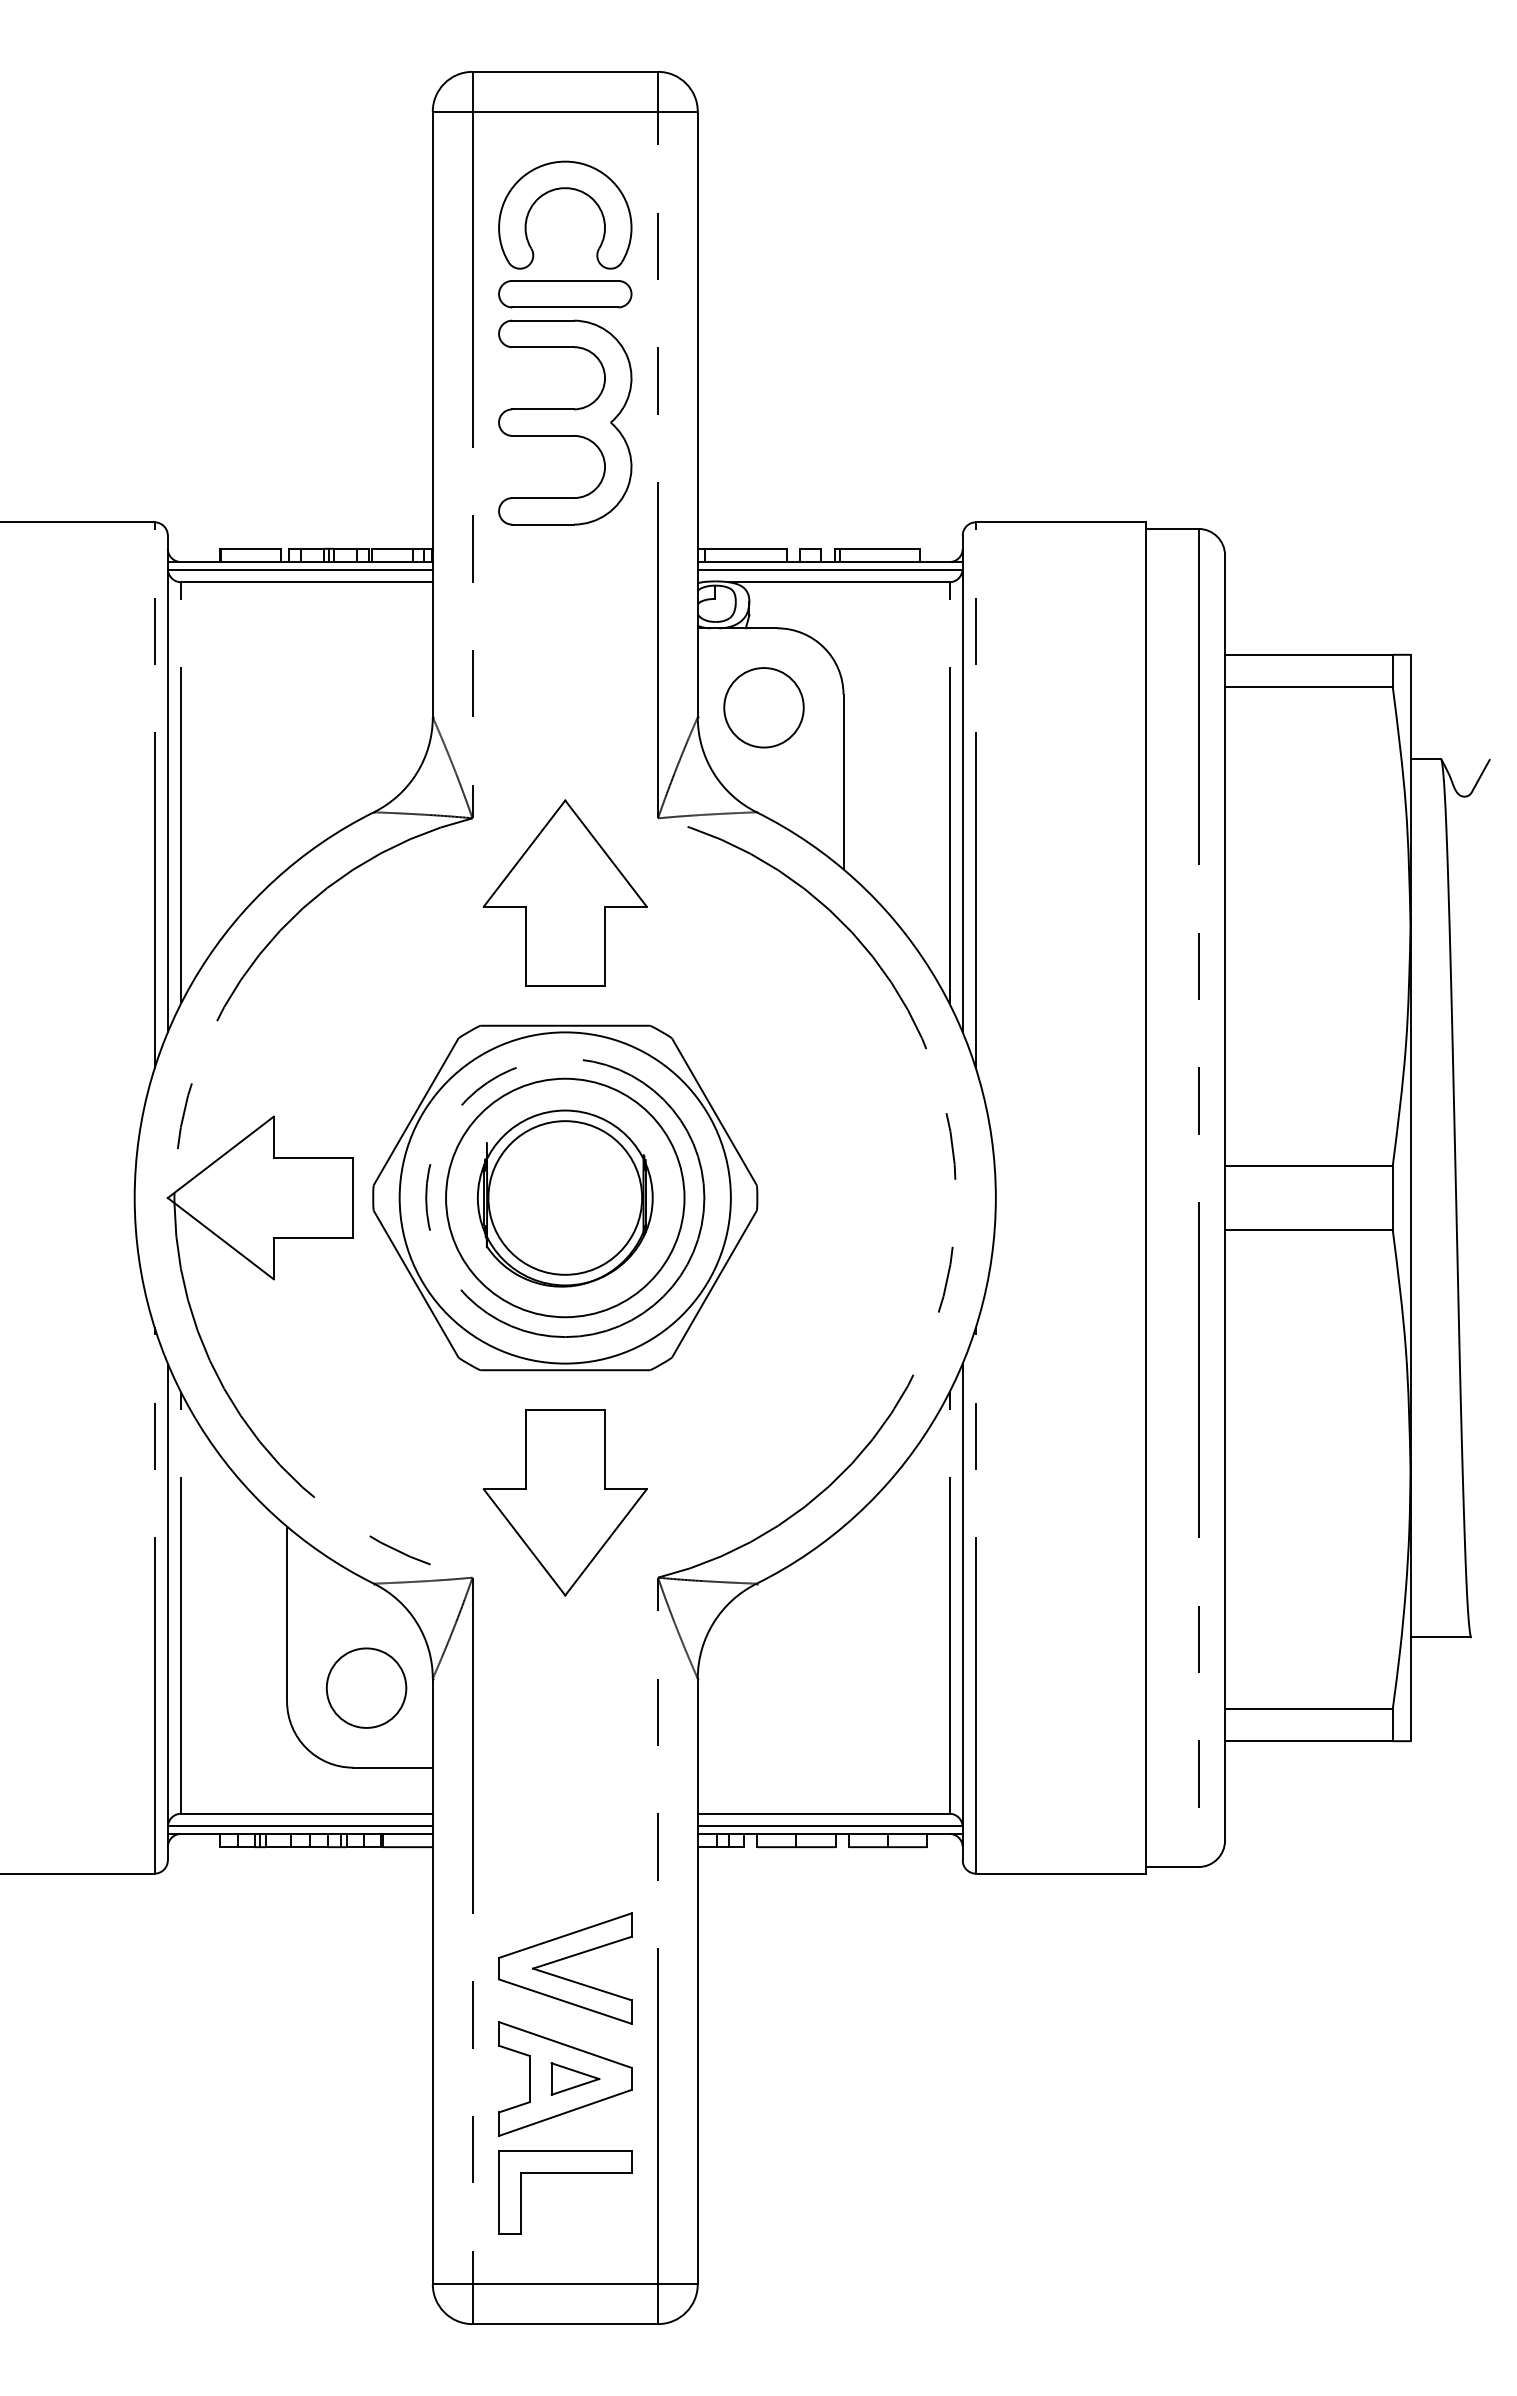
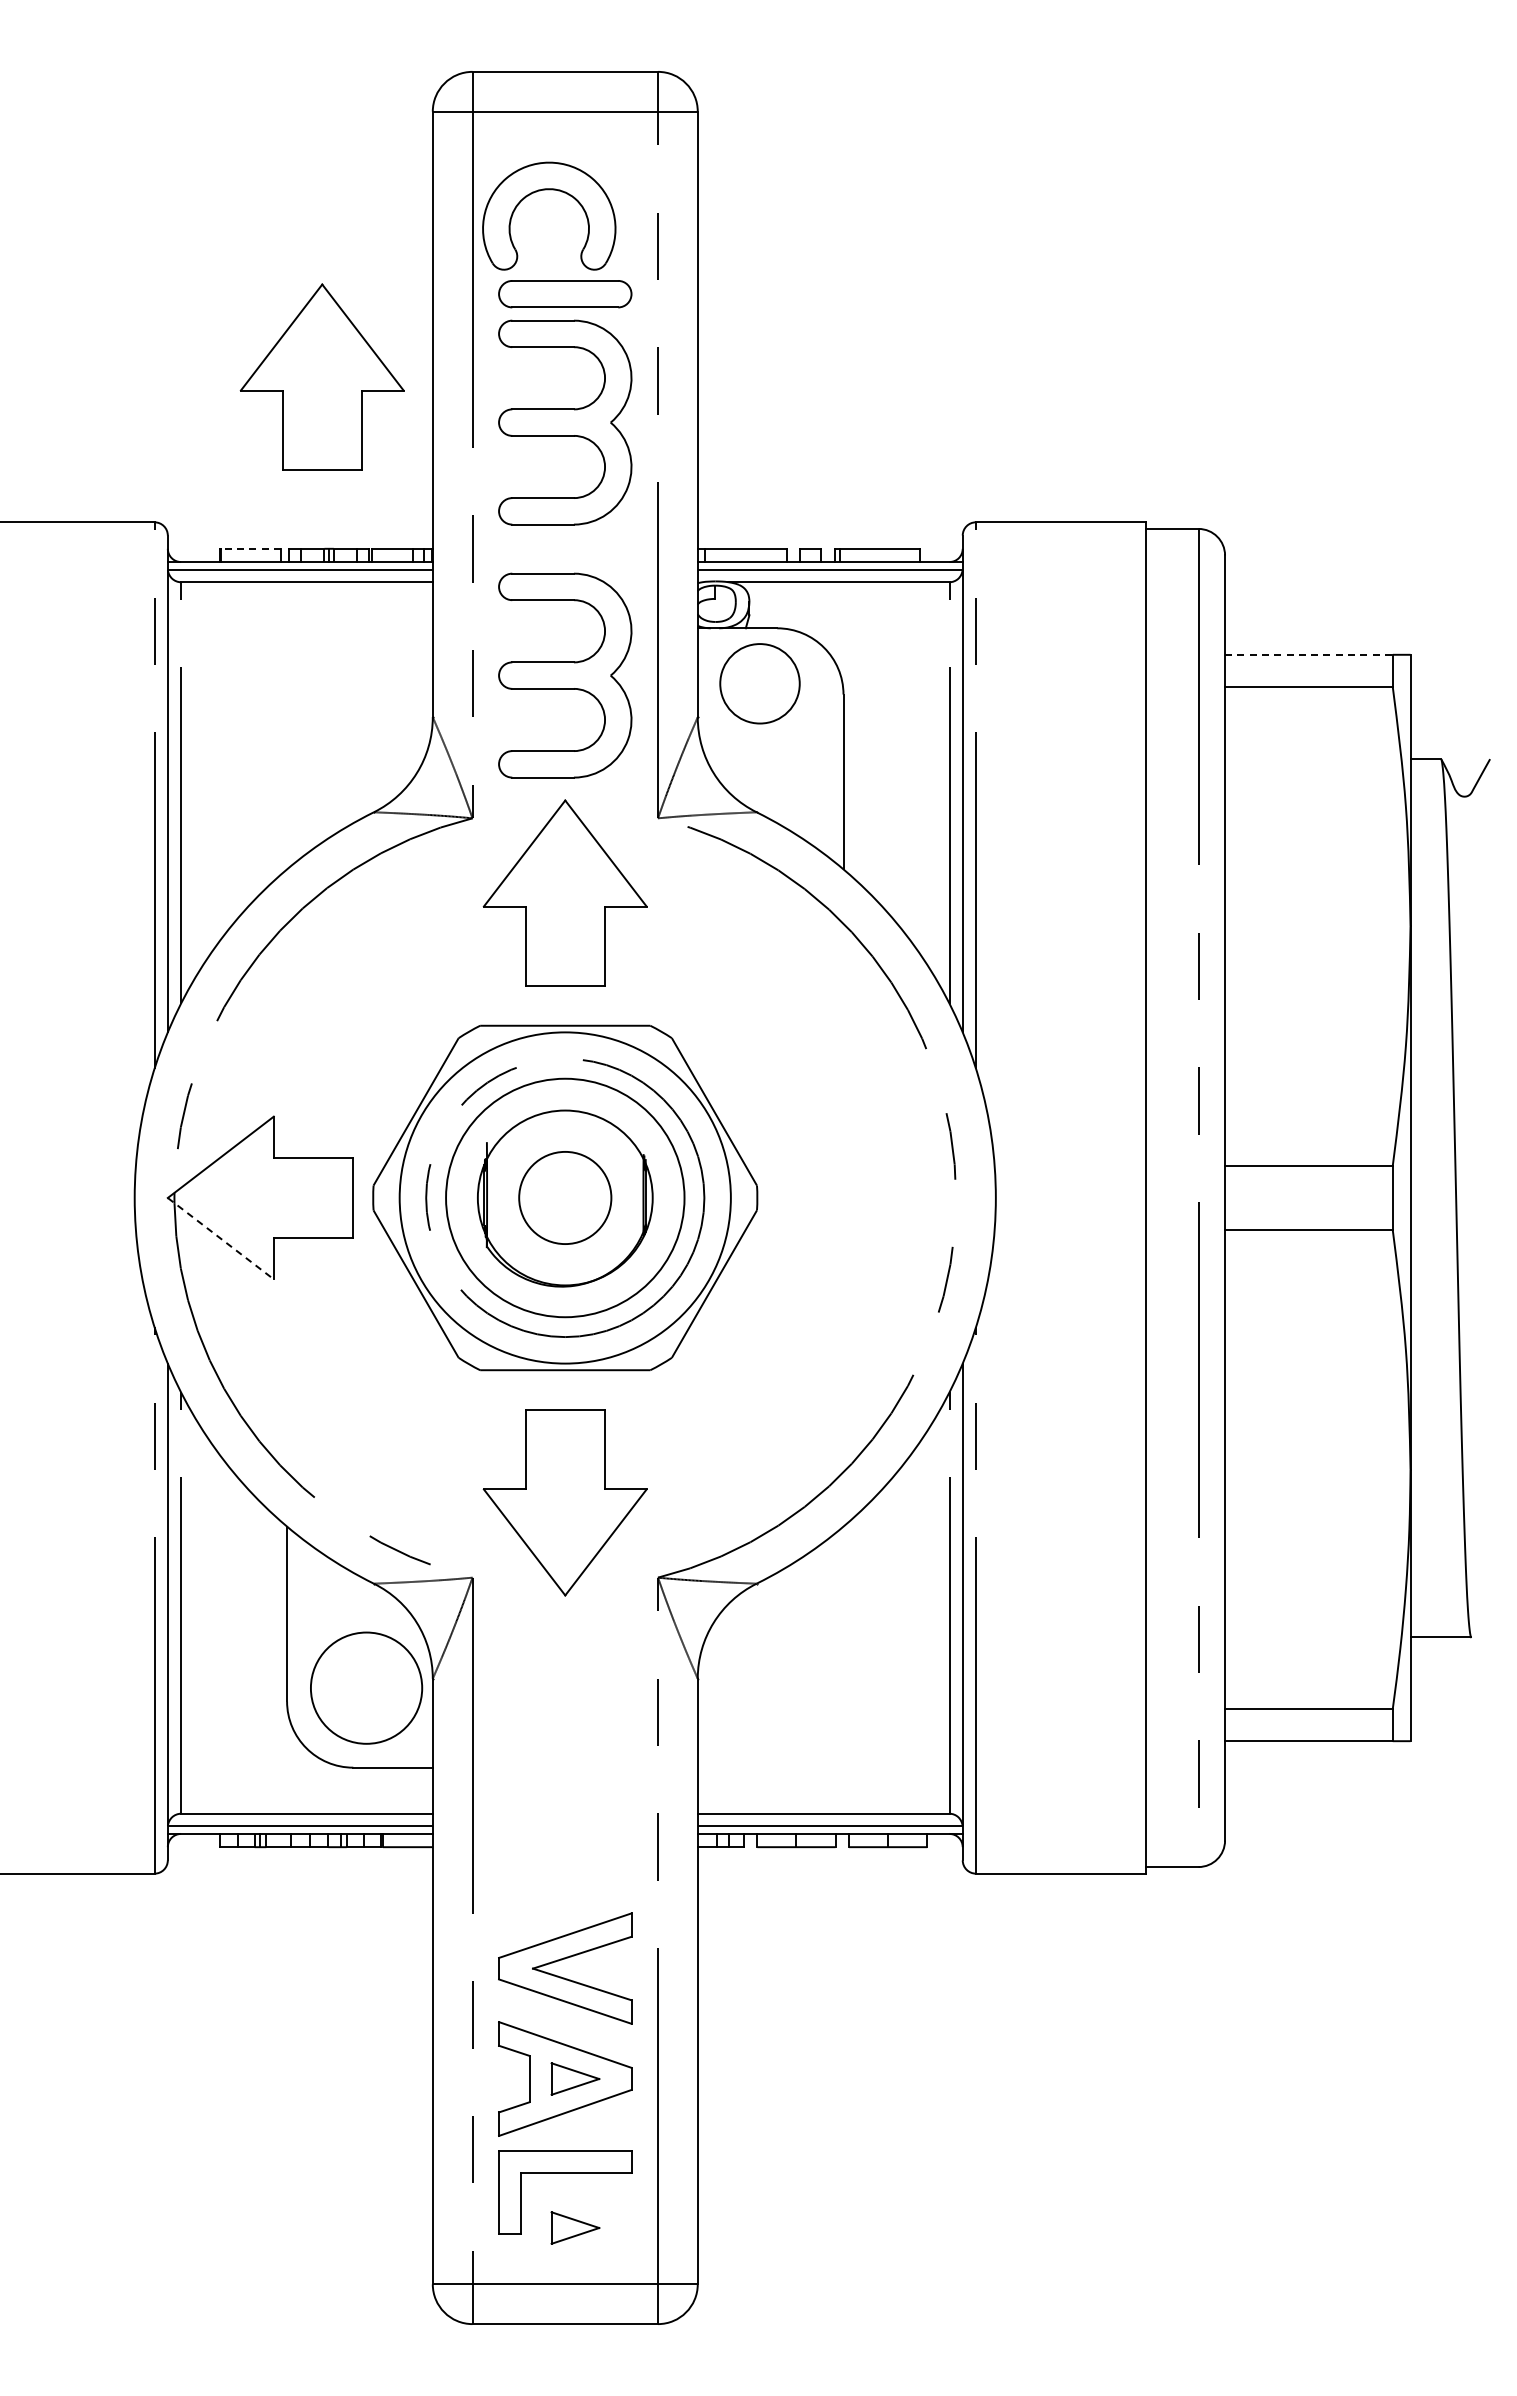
part position: (565, 189) -> (549, 190) (549, 190)
part: none -> present (321, 376)
line: solid -> dashed (250, 548)
line: solid -> dashed (1308, 654)
part: none -> present (565, 675)
circle position: (763, 707) -> (759, 683) (759, 683)
circle diameter: 154 px -> 92 px (565, 1197)
line: solid -> dashed (220, 1238)
circle diameter: 79 px -> 111 px (366, 1687)
part: none -> present (575, 2227)
